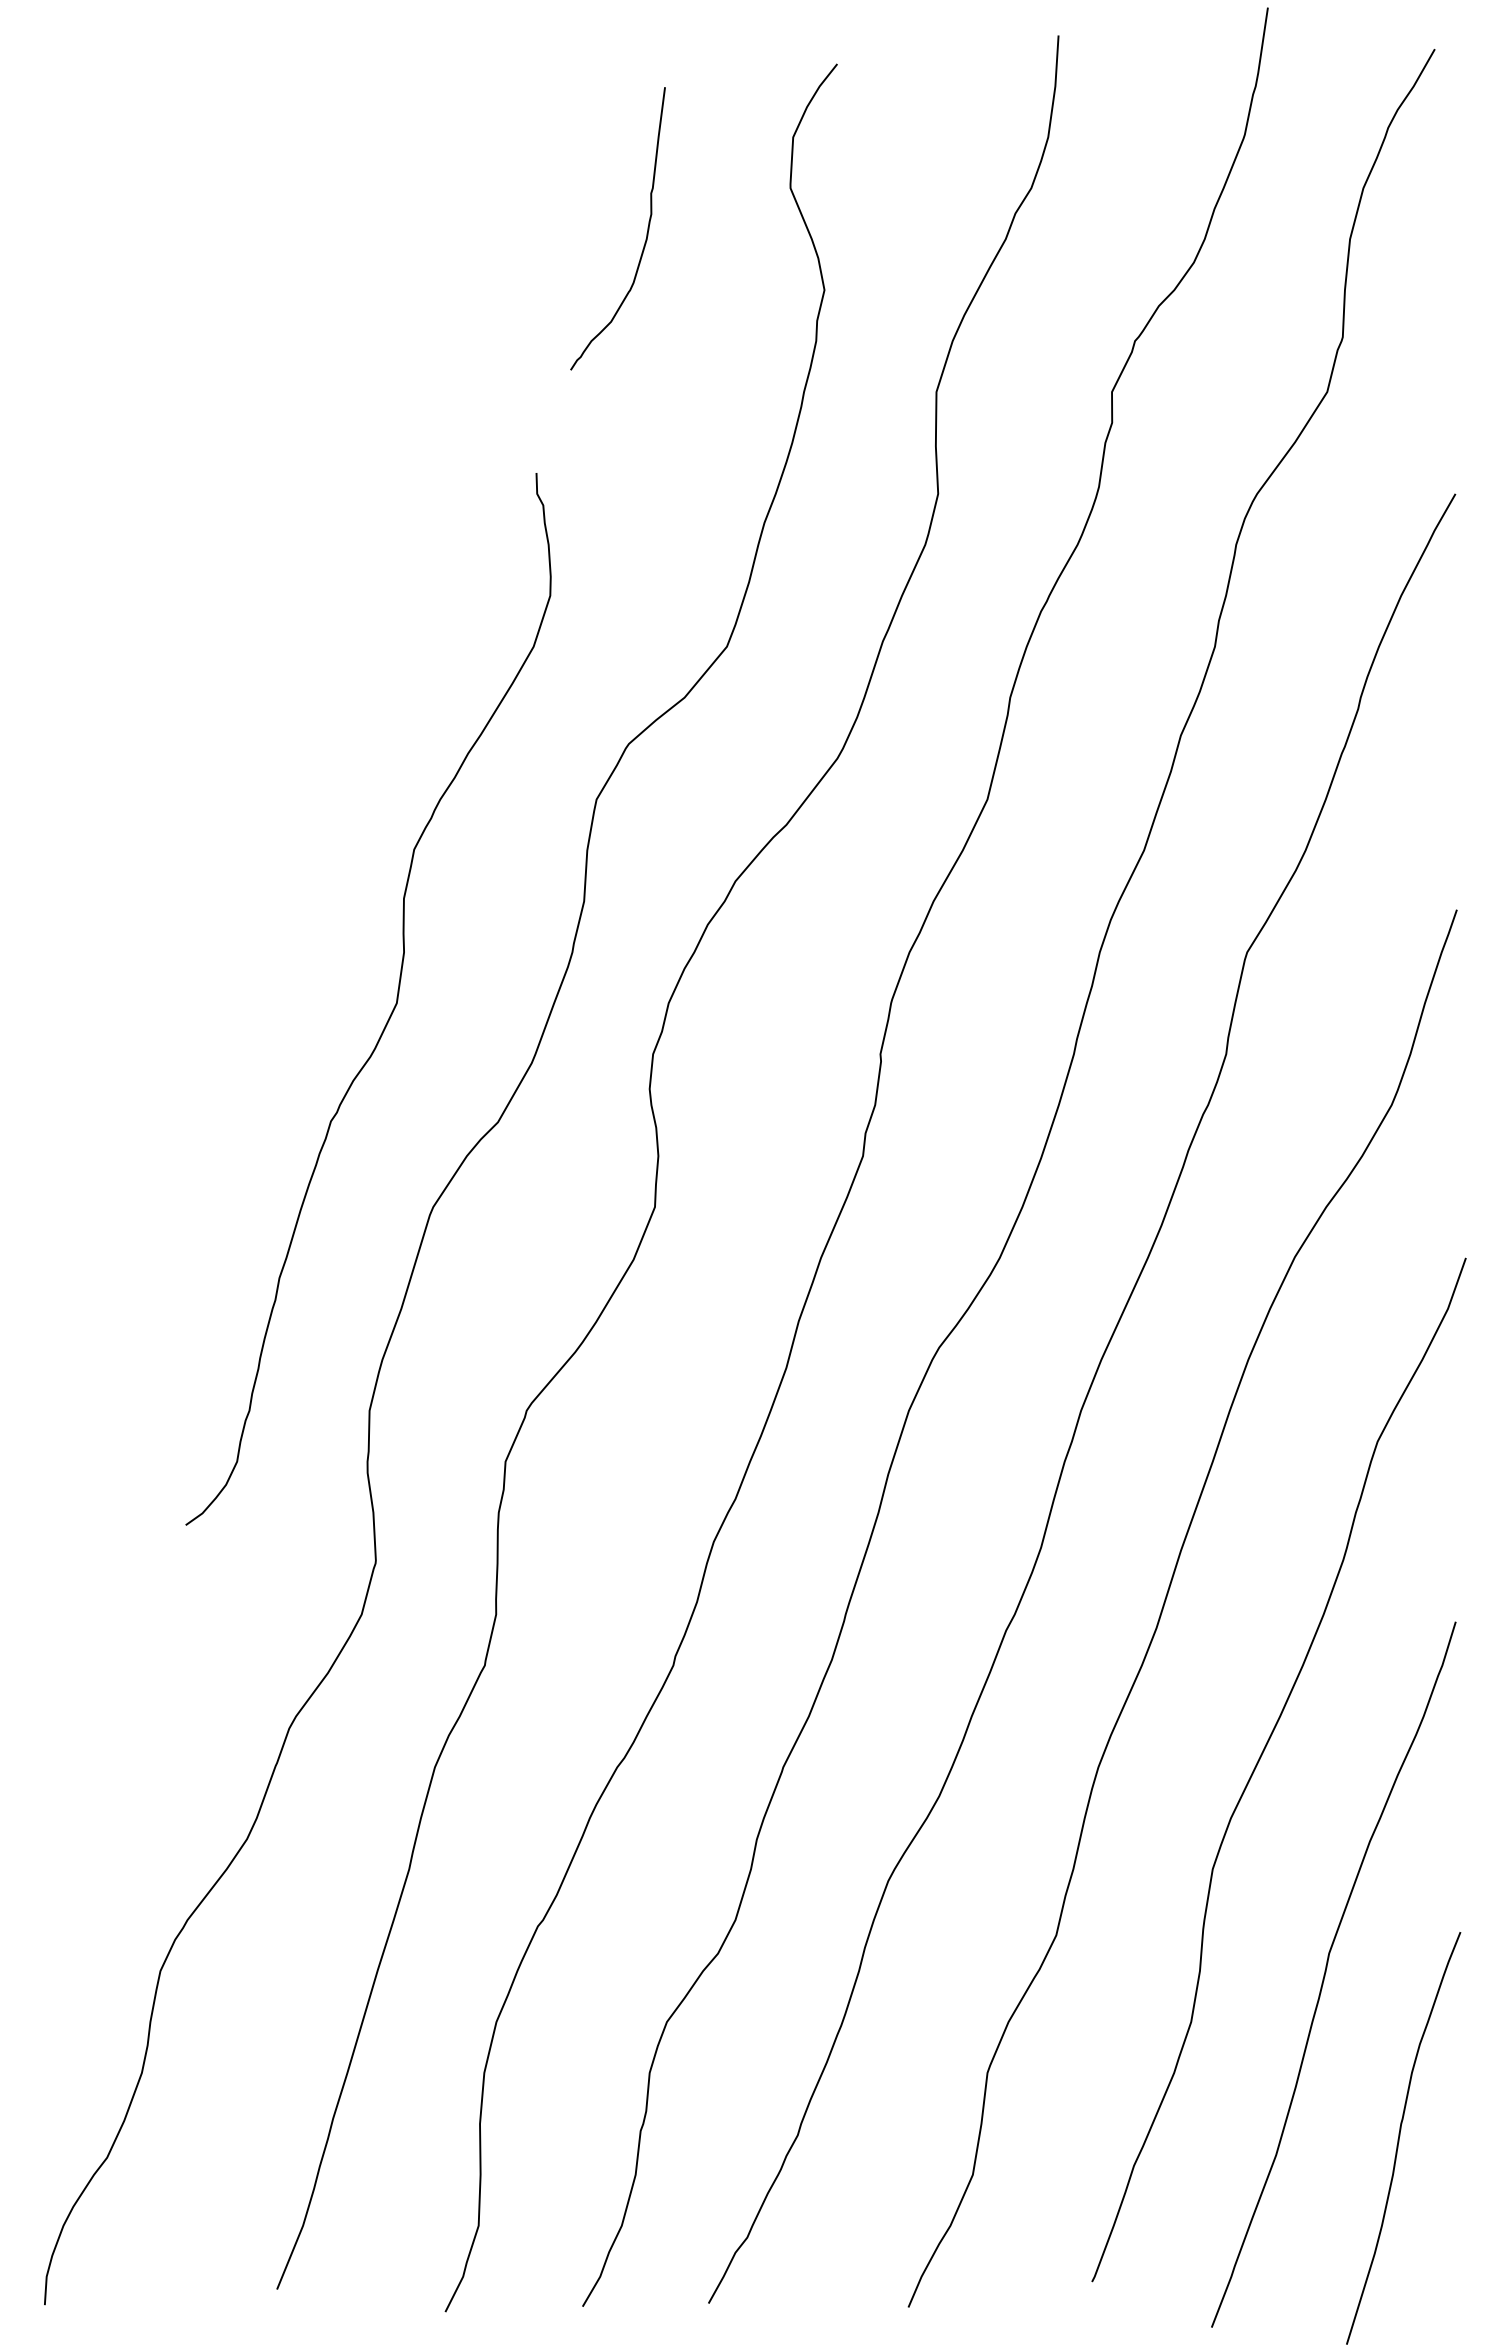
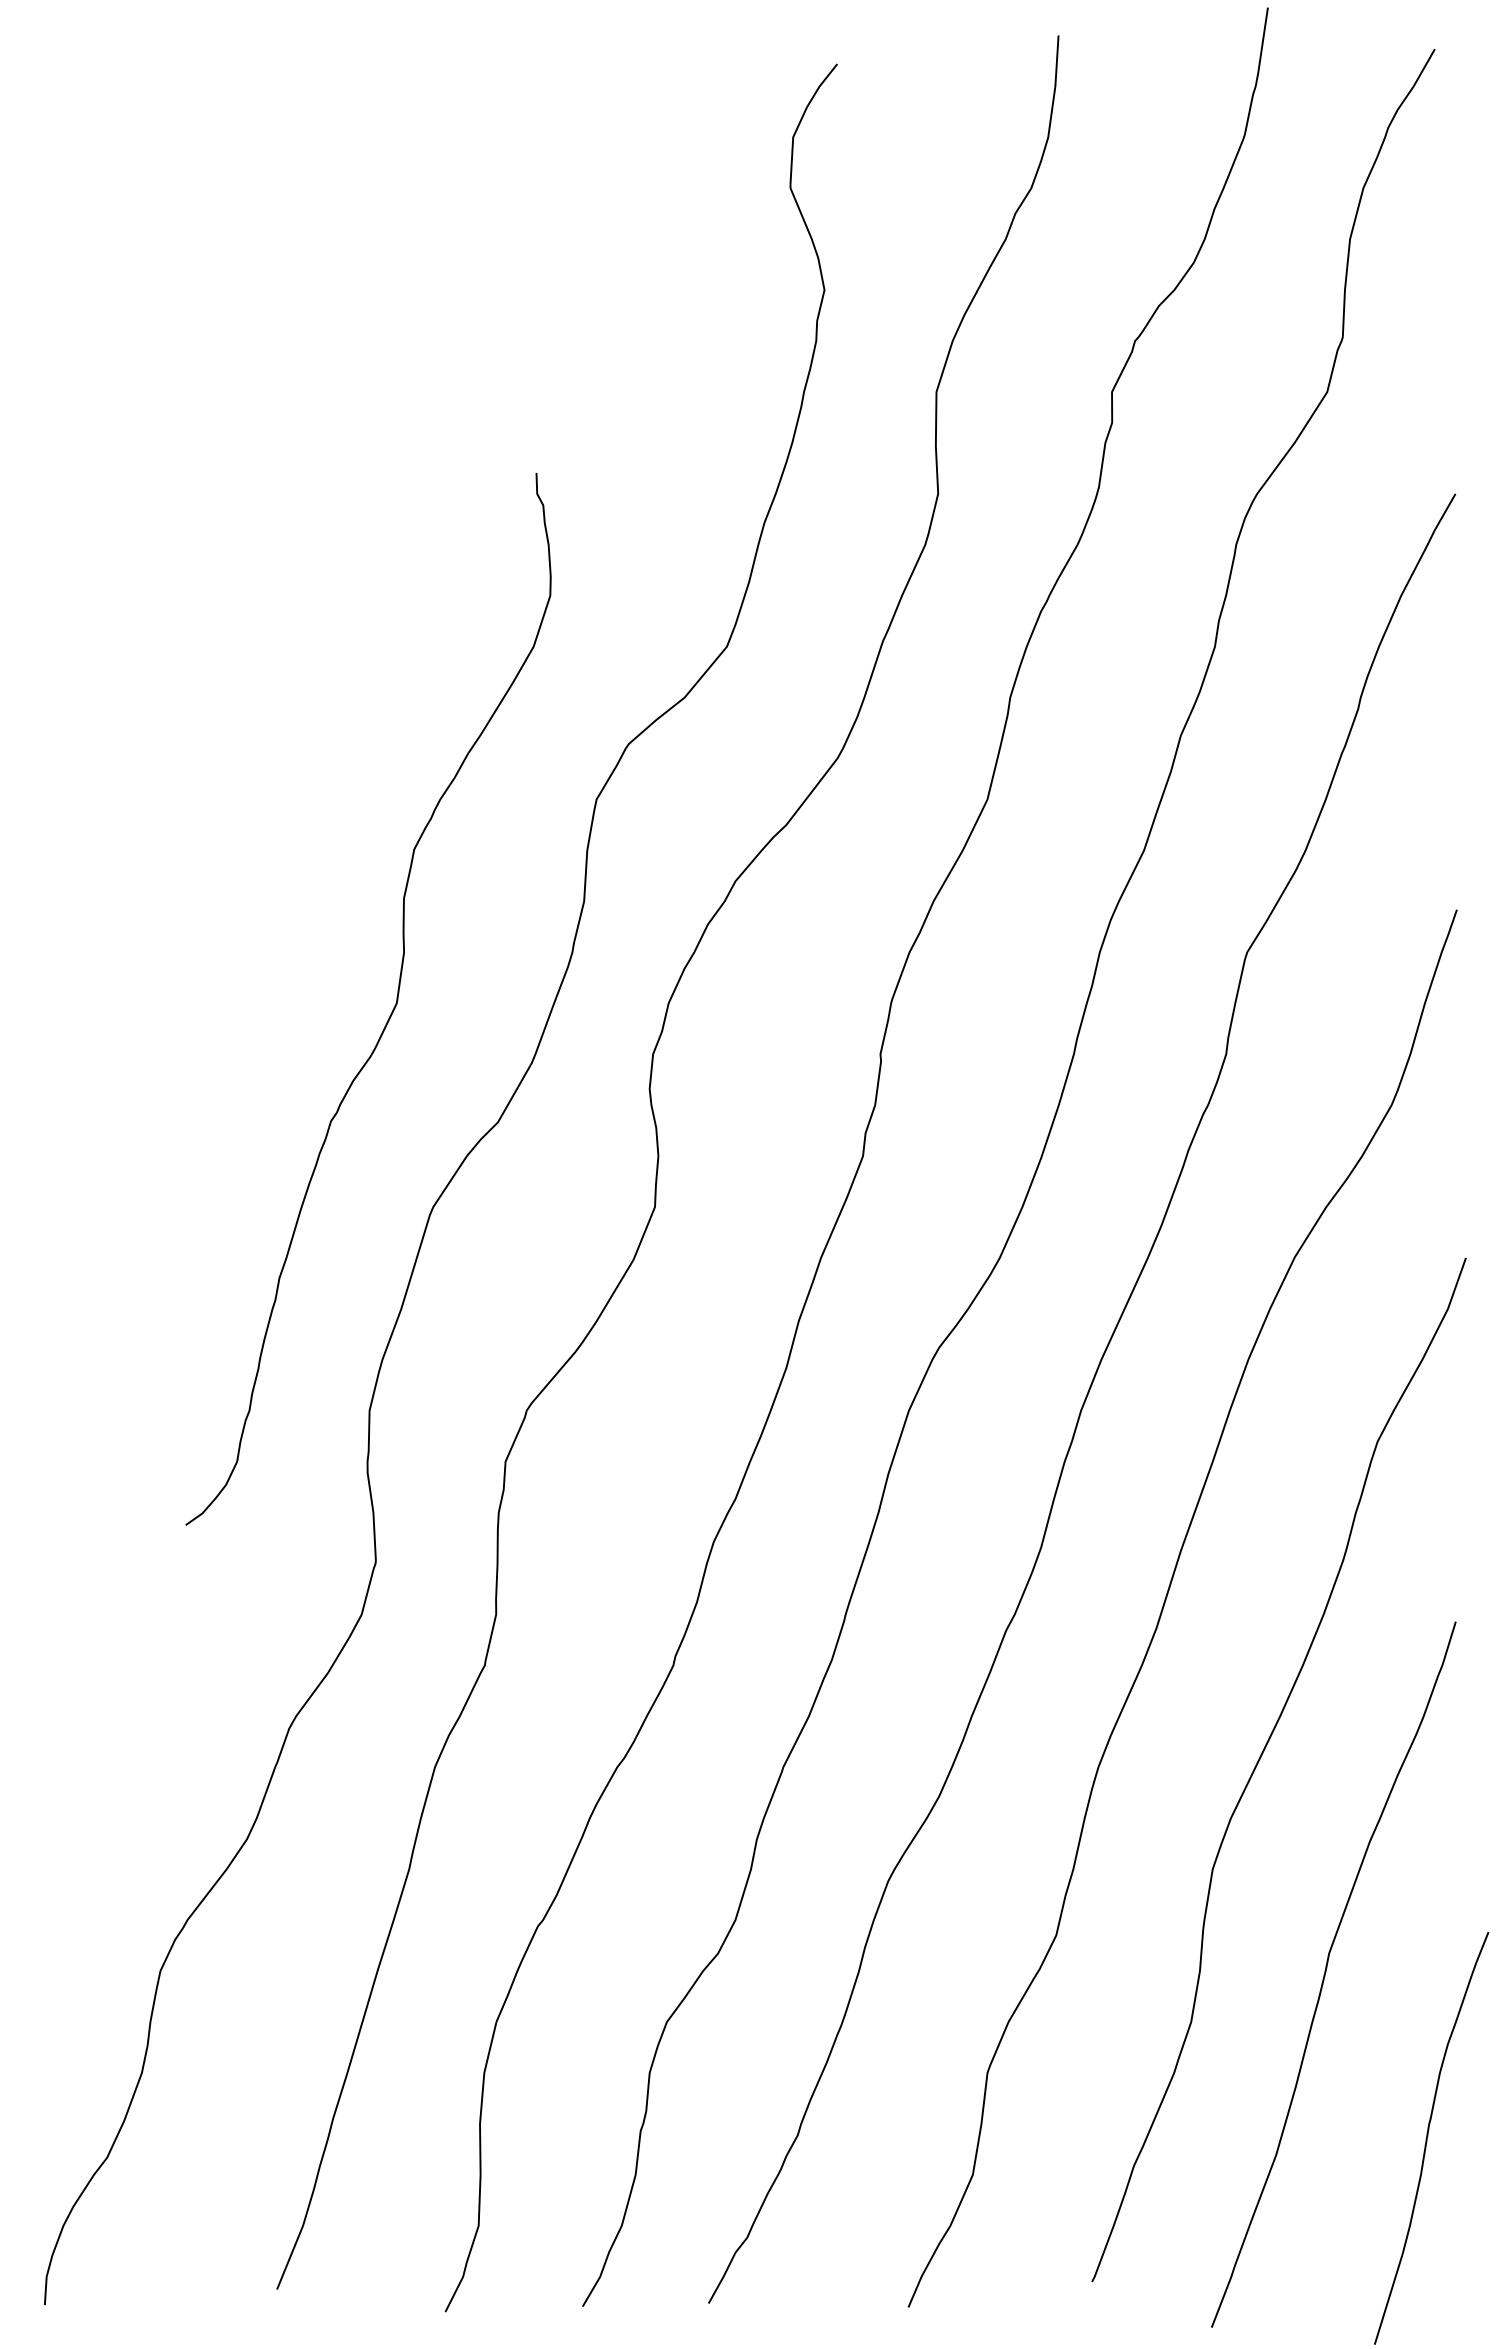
curve: present -> none (646, 233)
curve position: (1400, 2136) -> (1428, 2136) (1428, 2136)
